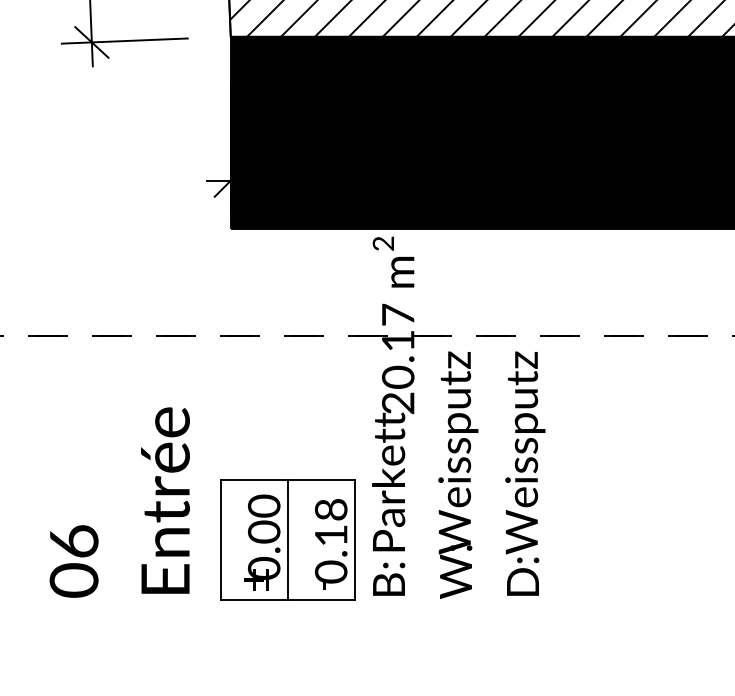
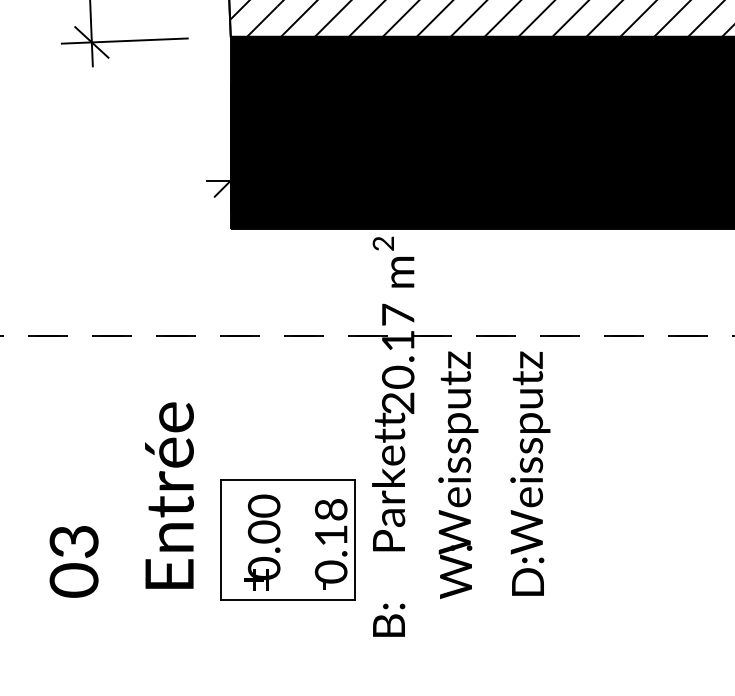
text position: (525, 473) -> (530, 473) (530, 473)
text position: (165, 500) -> (169, 495) (169, 495)
line: present -> none (288, 539)
text: 06 -> 03 (73, 541)
text position: (389, 578) -> (389, 619) (389, 619)
